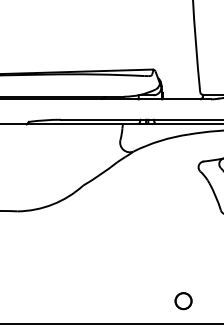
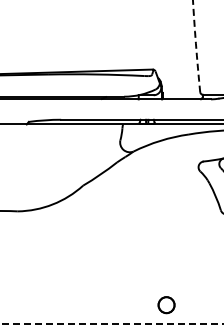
arc: solid -> dashed (196, 45)
circle position: (183, 301) -> (166, 305) (166, 305)
line: solid -> dashed (111, 324)
